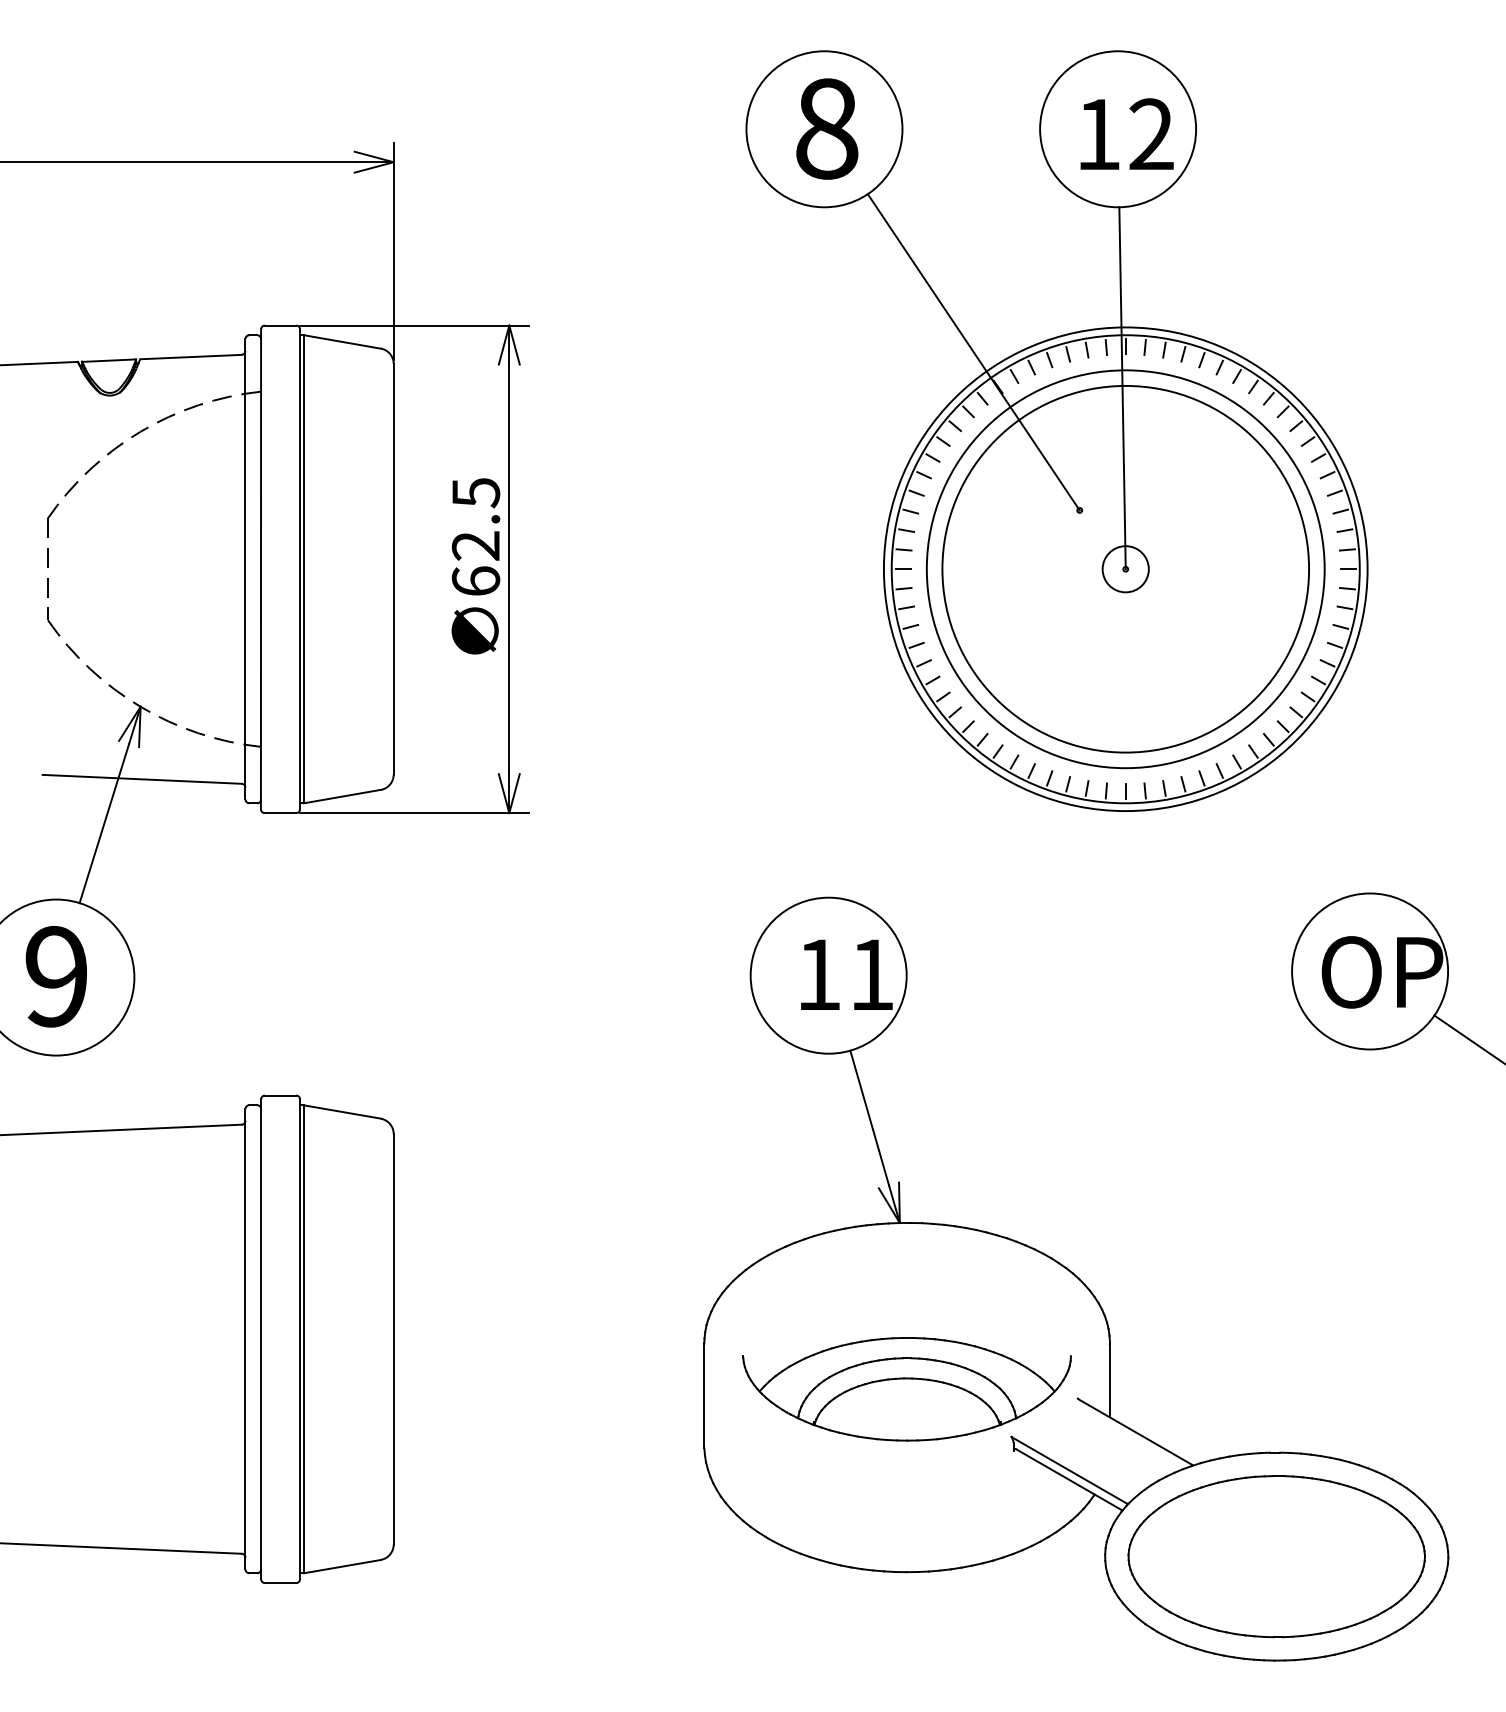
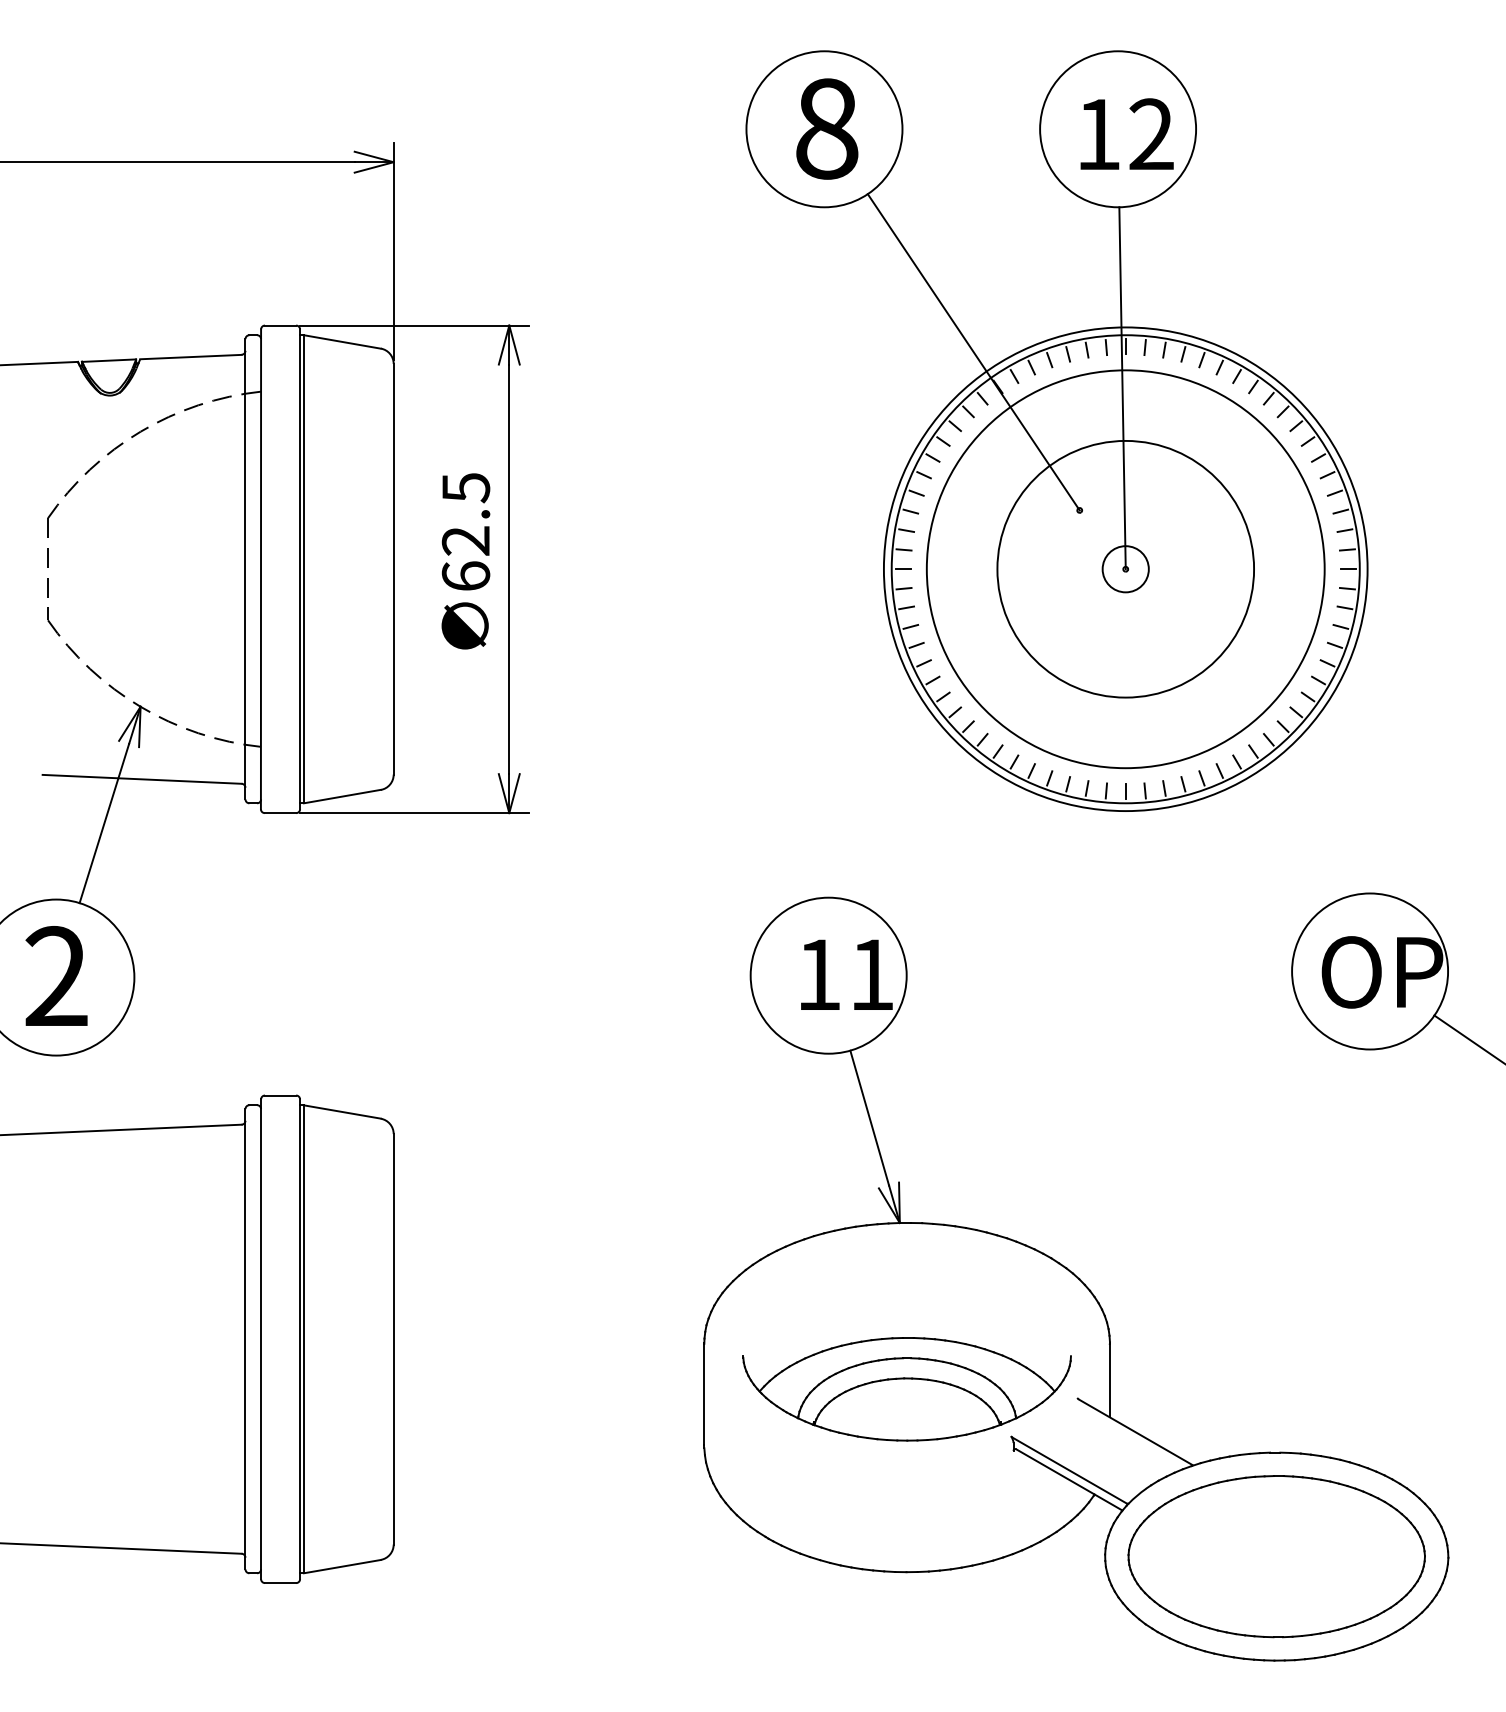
text position: (475, 566) -> (465, 561) (465, 561)
circle diameter: 367 px -> 257 px (1125, 568)
text: 9 -> 2 (56, 976)
